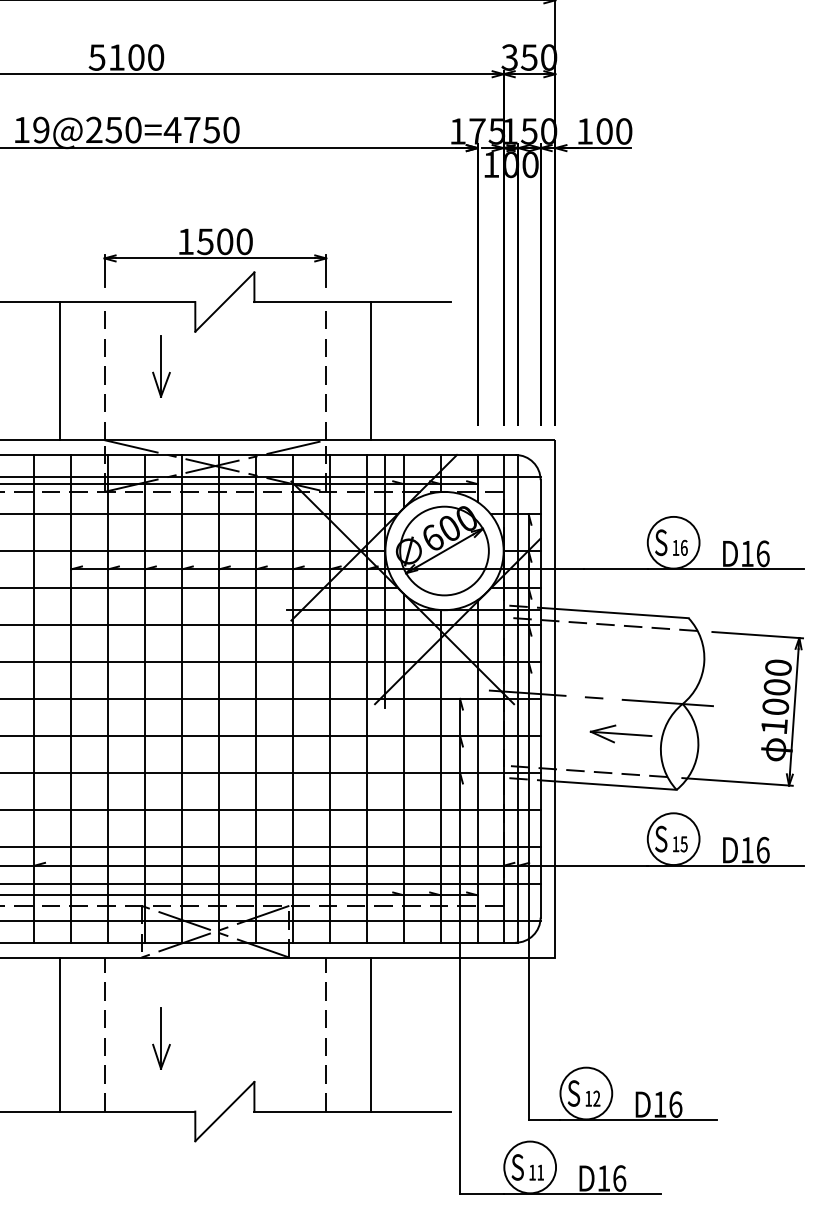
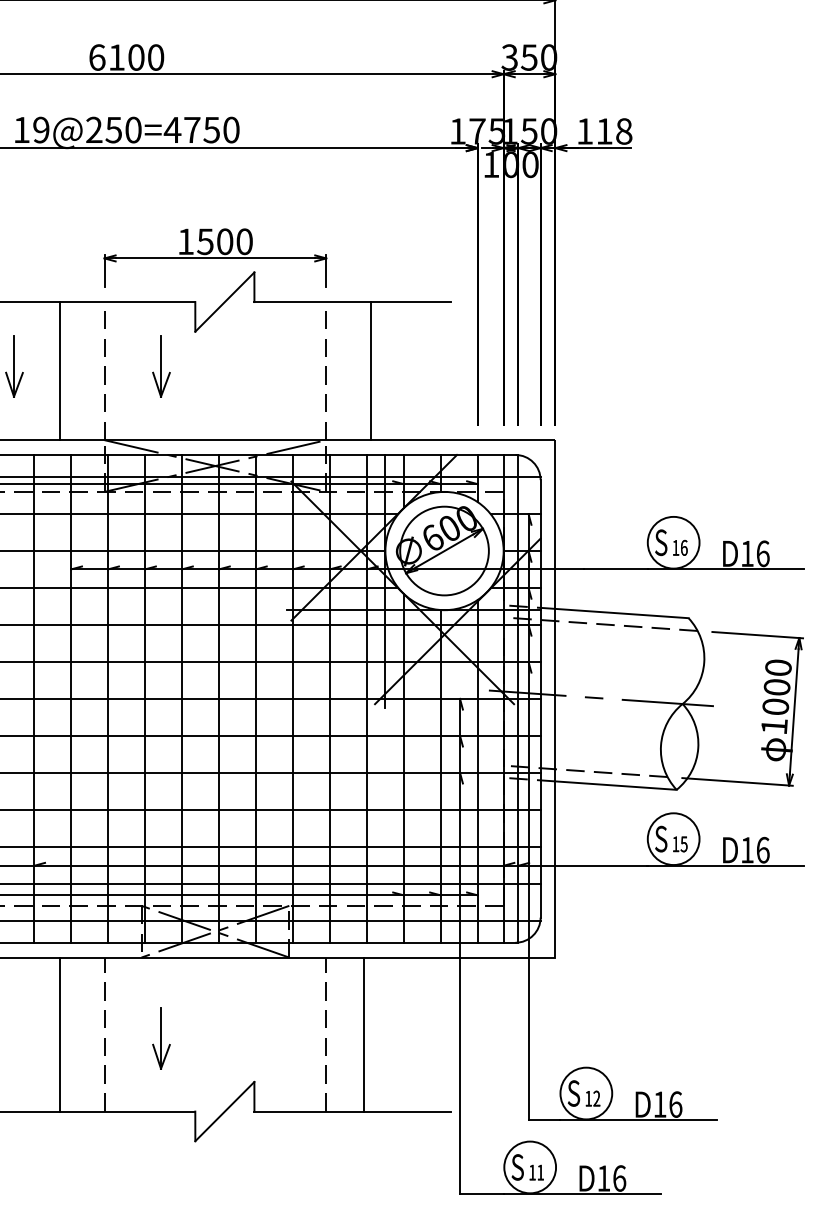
text: 5100 -> 6100 (96, 57)
text: 100 -> 118 (614, 131)
part: none -> present (14, 366)
part: present -> none (620, 733)
line position: (370, 1034) -> (363, 1034) (363, 1034)
